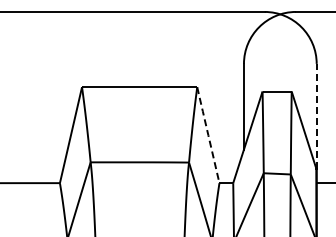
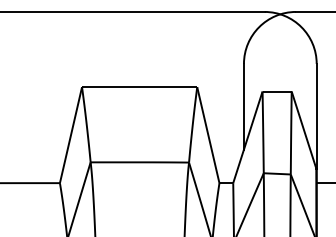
line: dashed -> solid (316, 115)
line: dashed -> solid (208, 135)
